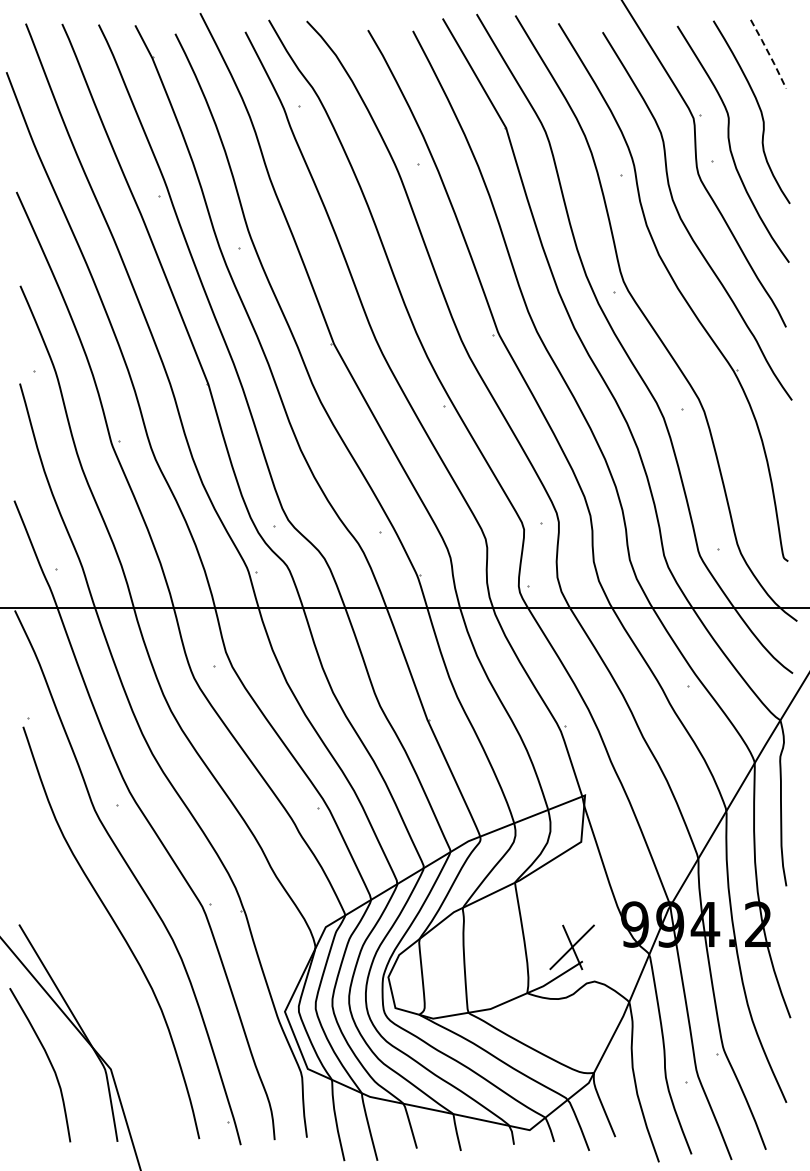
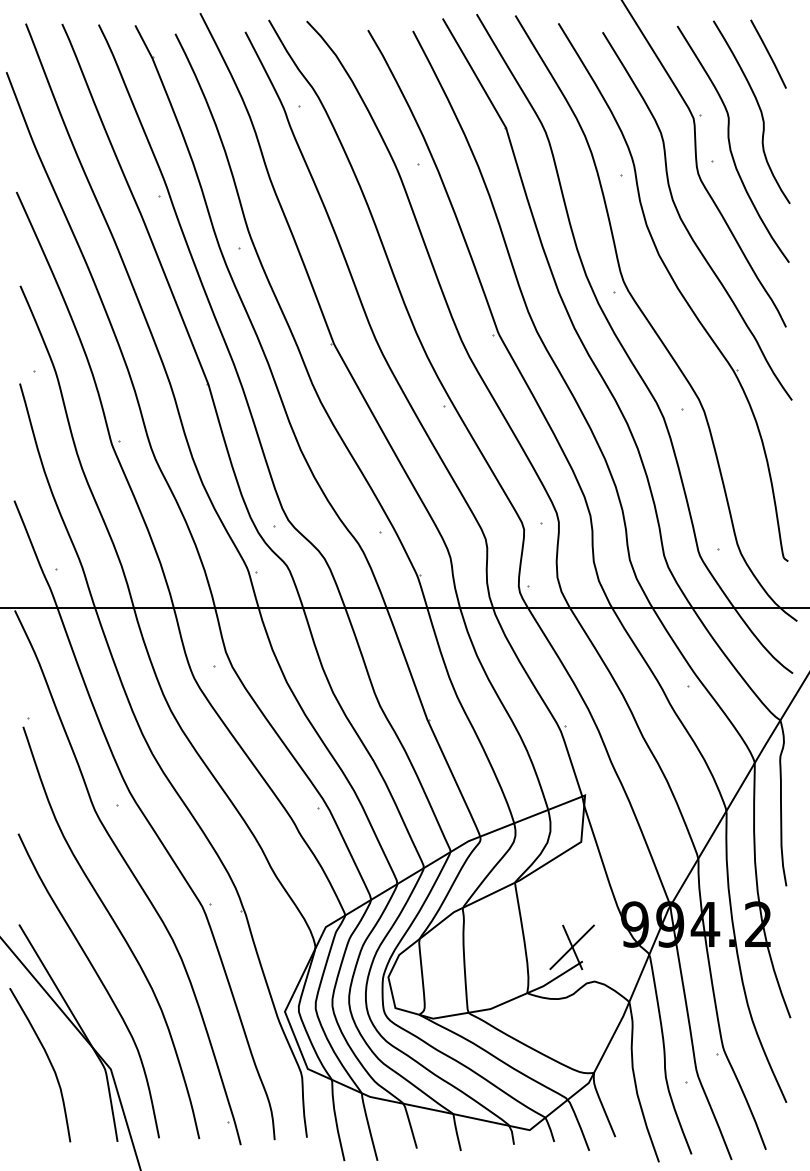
line: dashed -> solid (769, 54)
curve: none -> present (99, 980)
